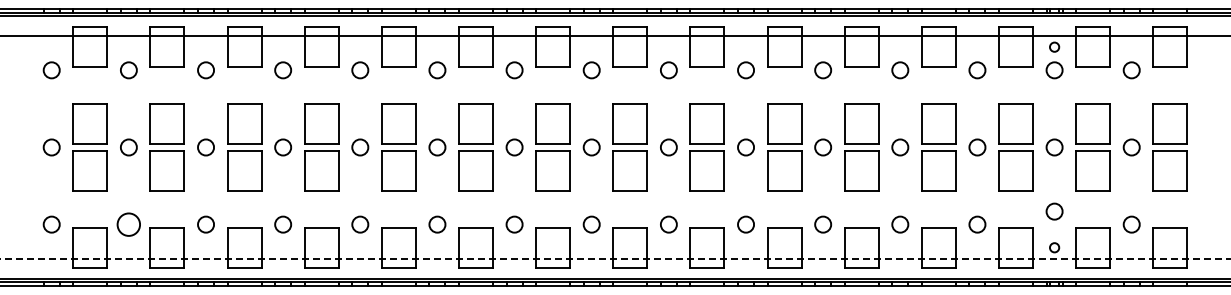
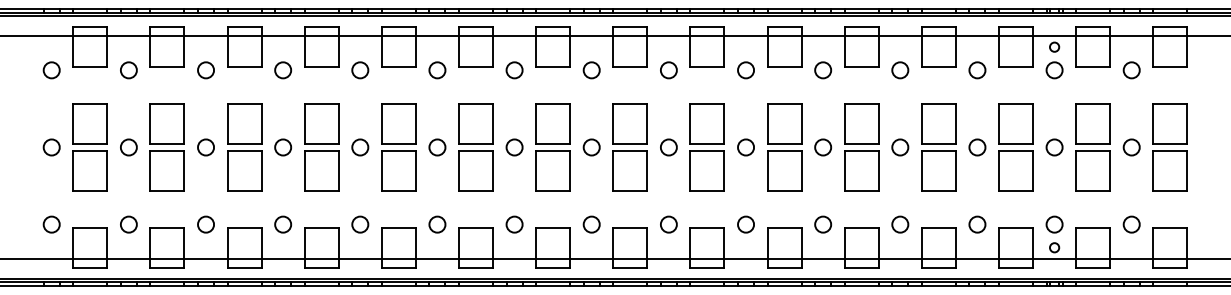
circle position: (1054, 211) -> (1054, 224) (1054, 224)
circle size: 25x25 px -> 18x19 px (128, 224)
line: dashed -> solid (615, 258)
